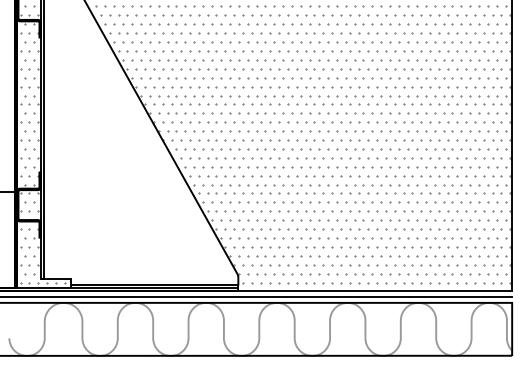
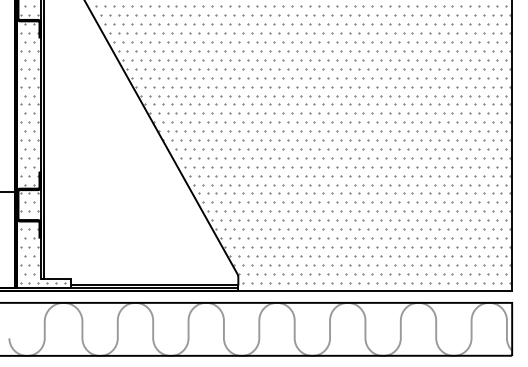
line: present -> none (257, 296)
